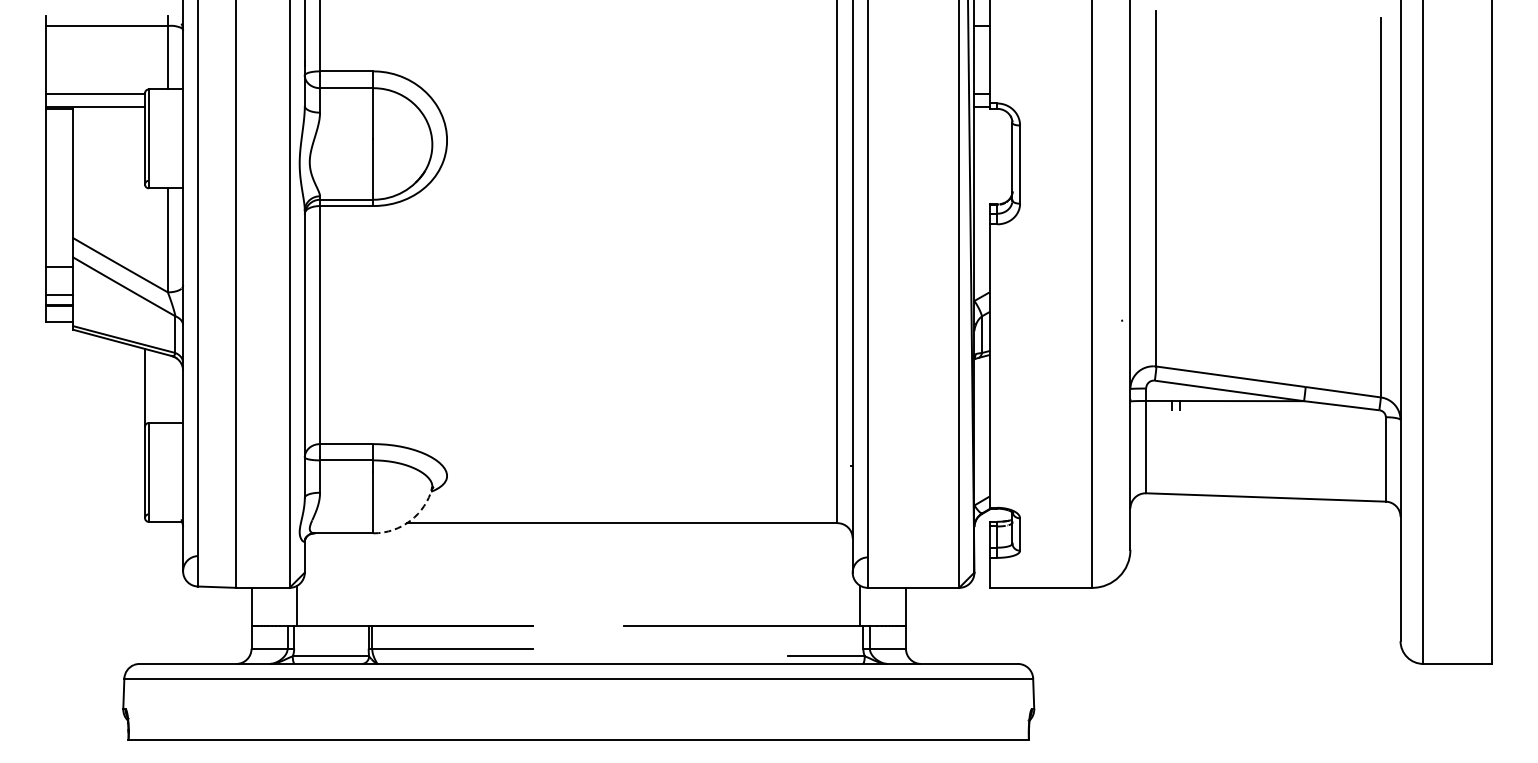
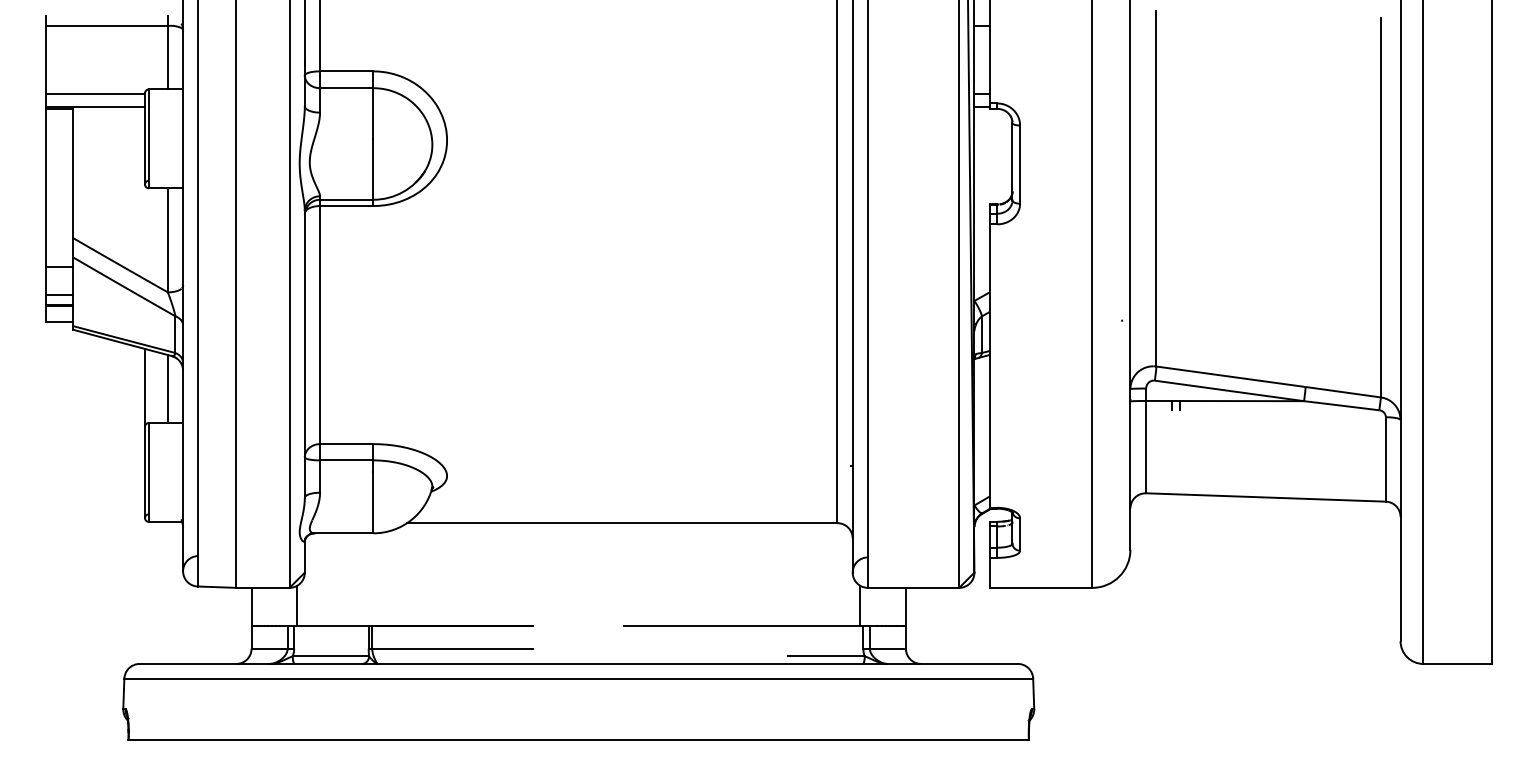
line: none -> present (167, 389)
arc: dashed -> solid (410, 520)
